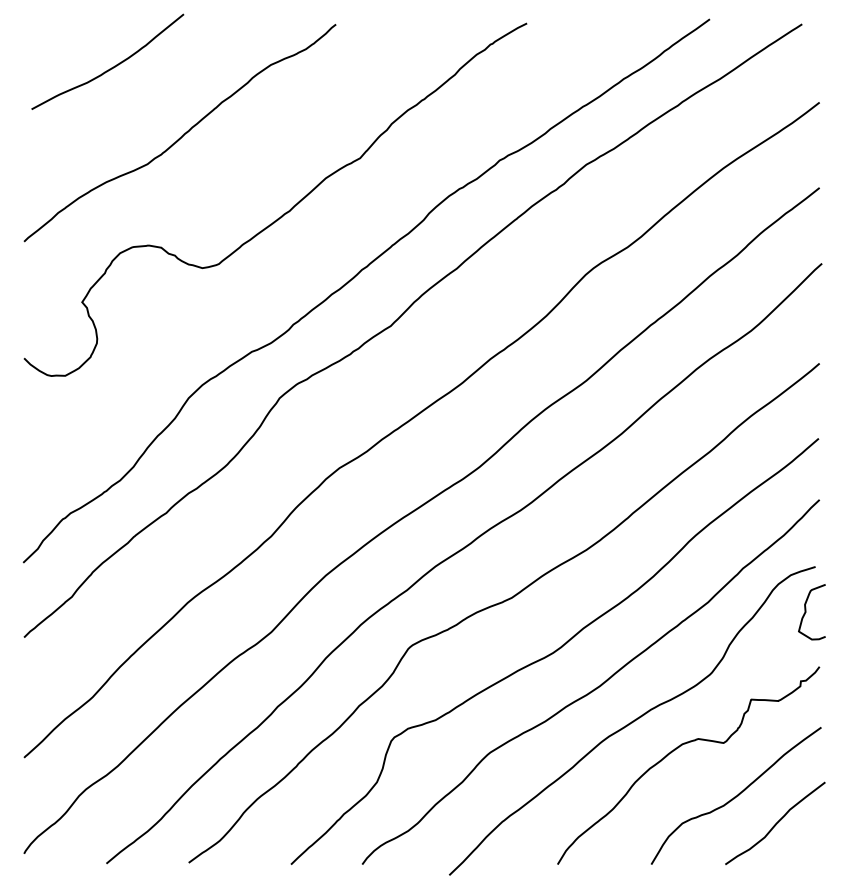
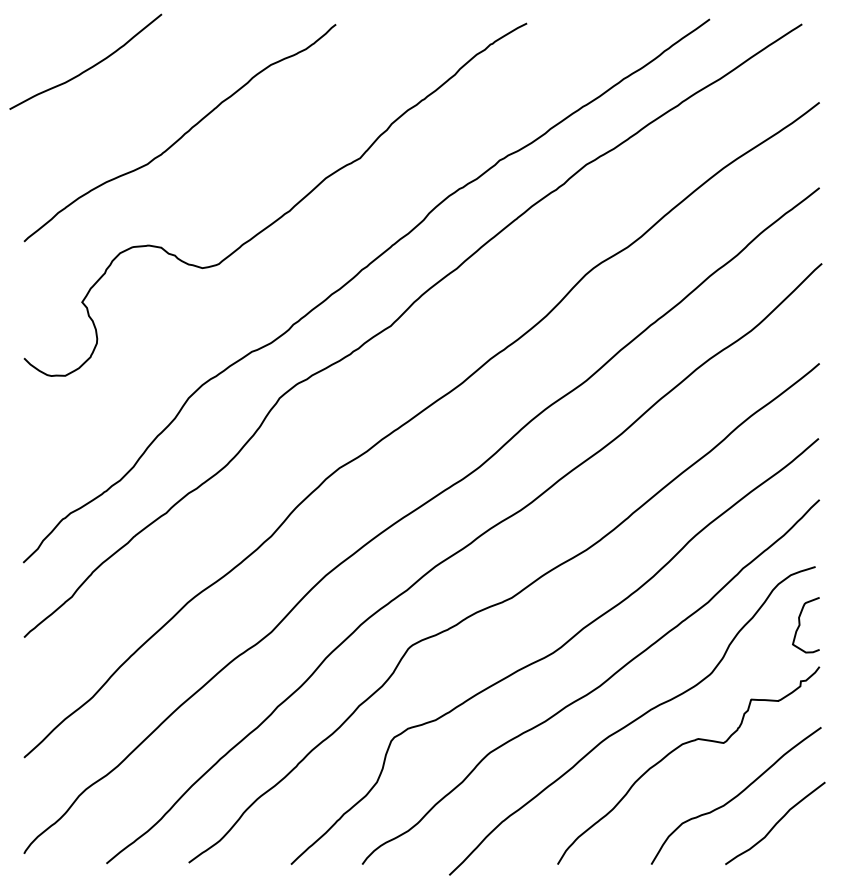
curve position: (111, 67) -> (89, 67) (89, 67)
curve position: (806, 612) -> (800, 625) (800, 625)
